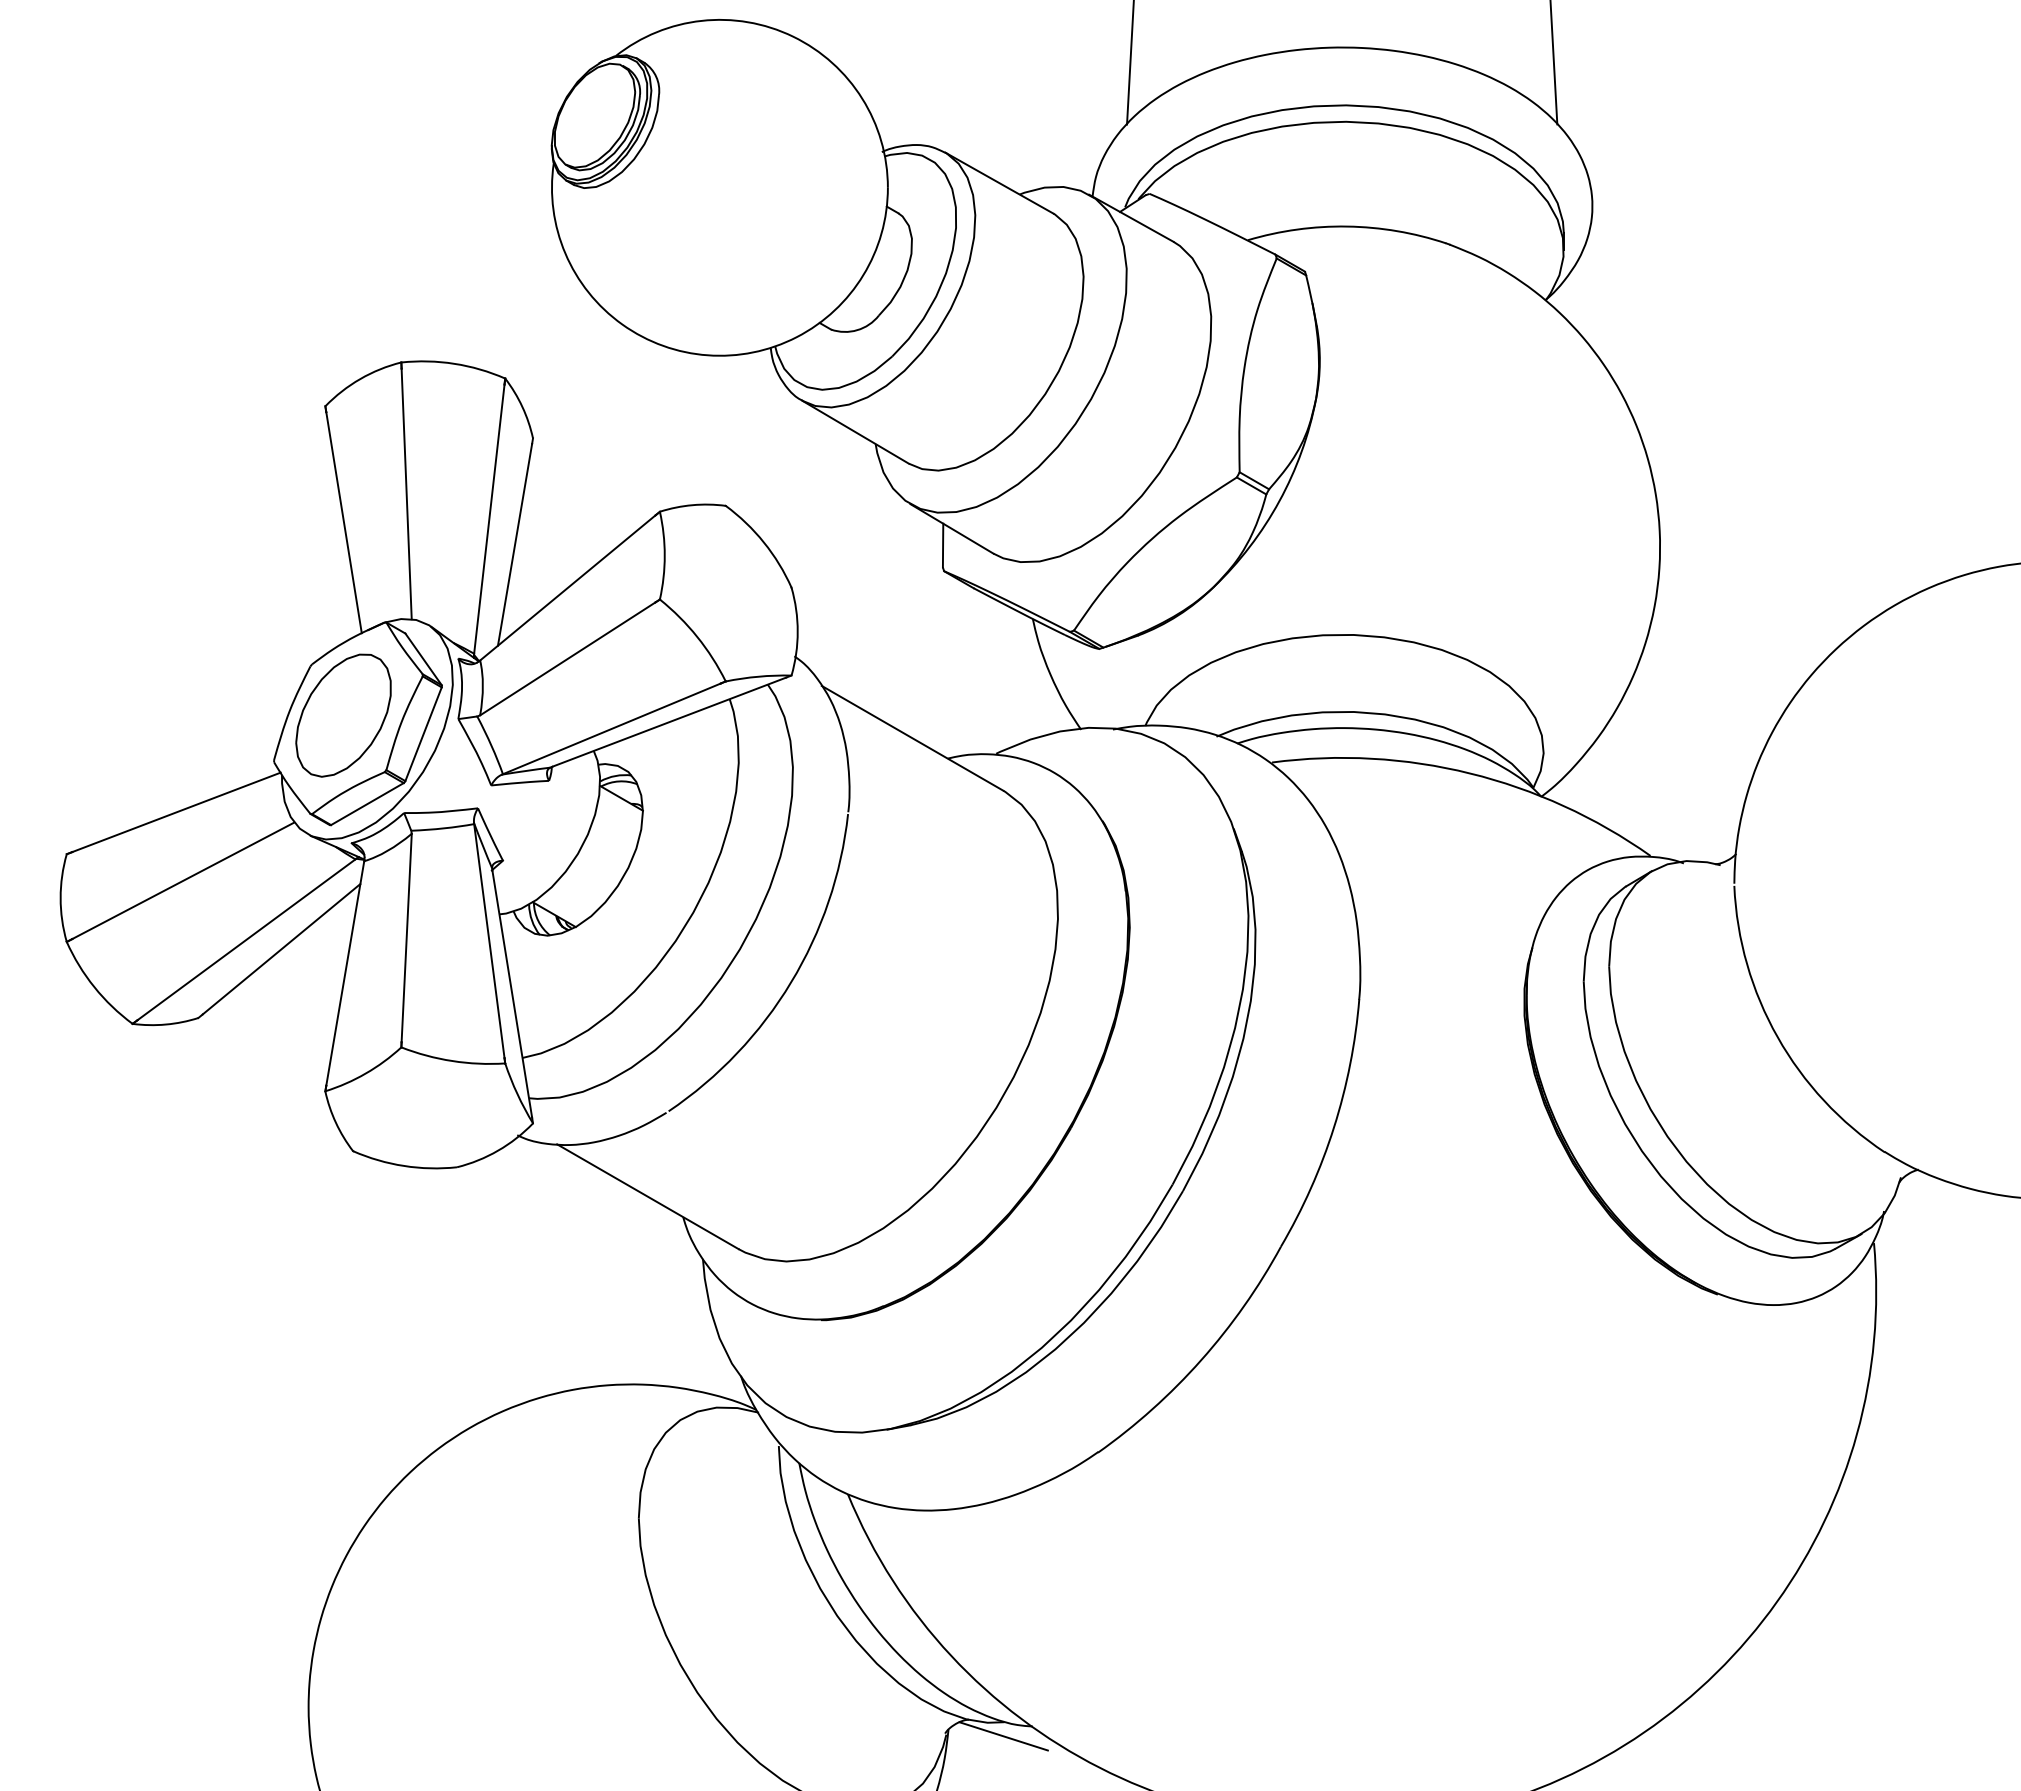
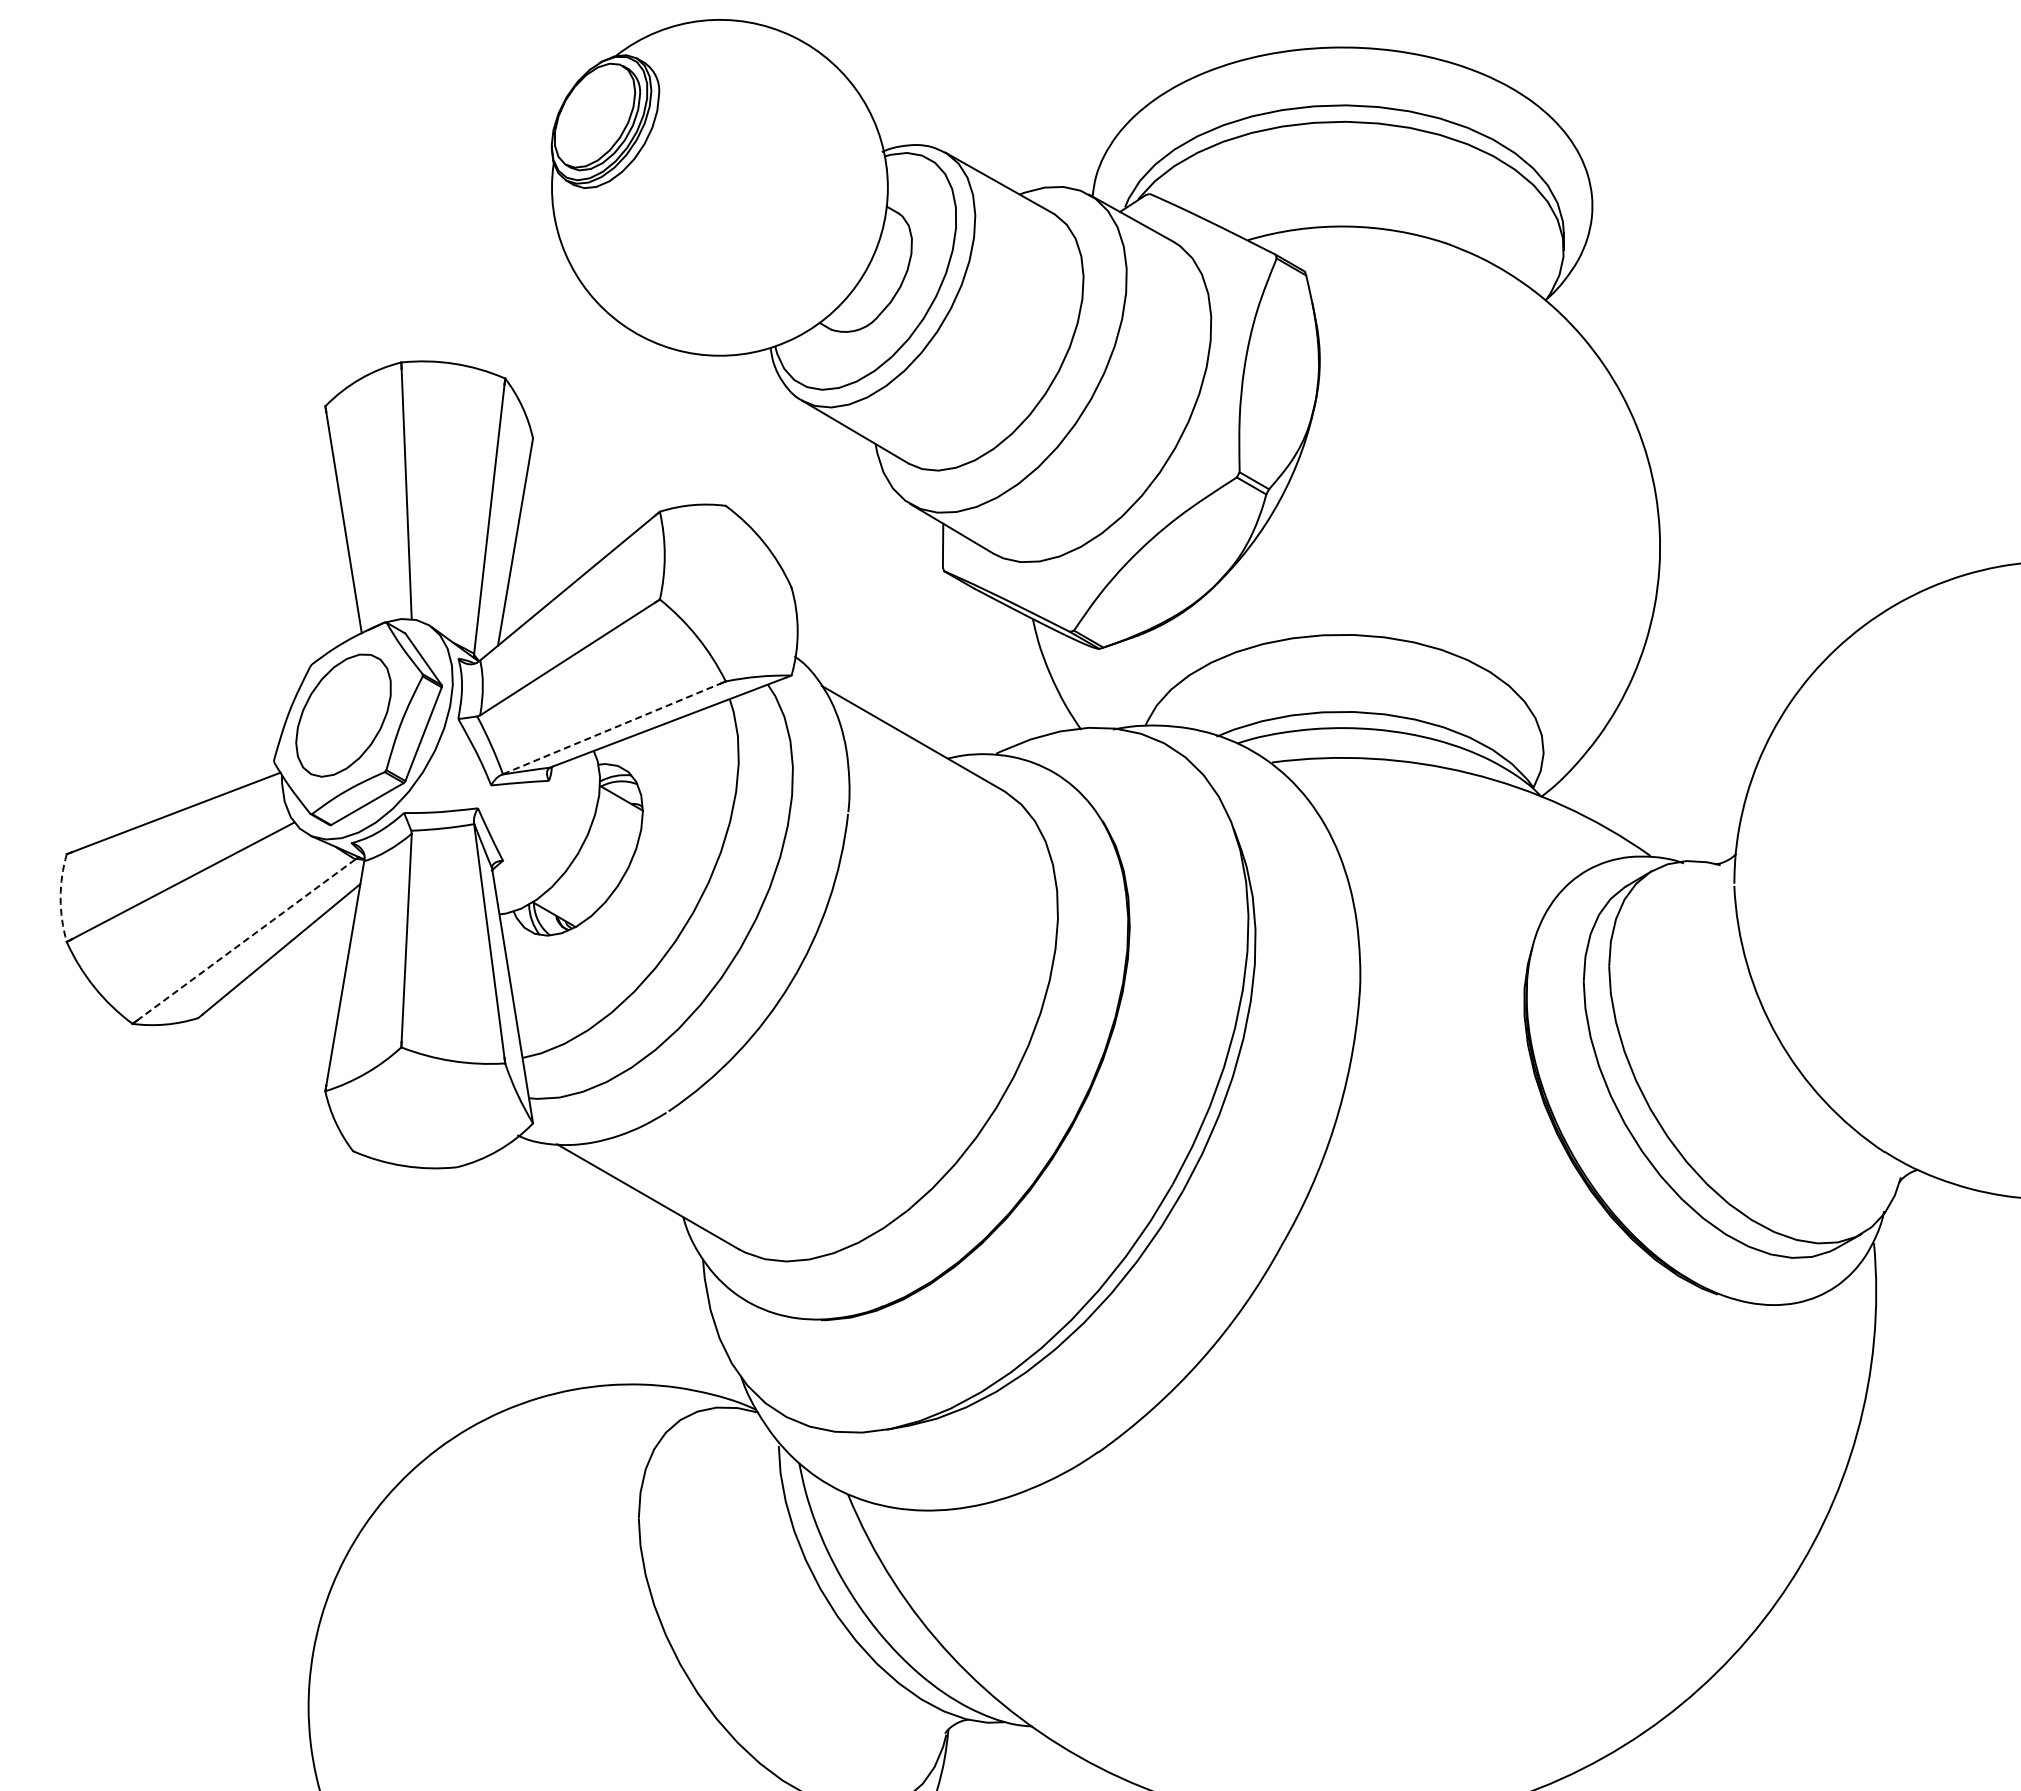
line: present -> none (1130, 63)
line: present -> none (1553, 63)
line: solid -> dashed (612, 728)
arc: solid -> dashed (60, 898)
line: solid -> dashed (246, 940)
line: present -> none (1003, 1736)
